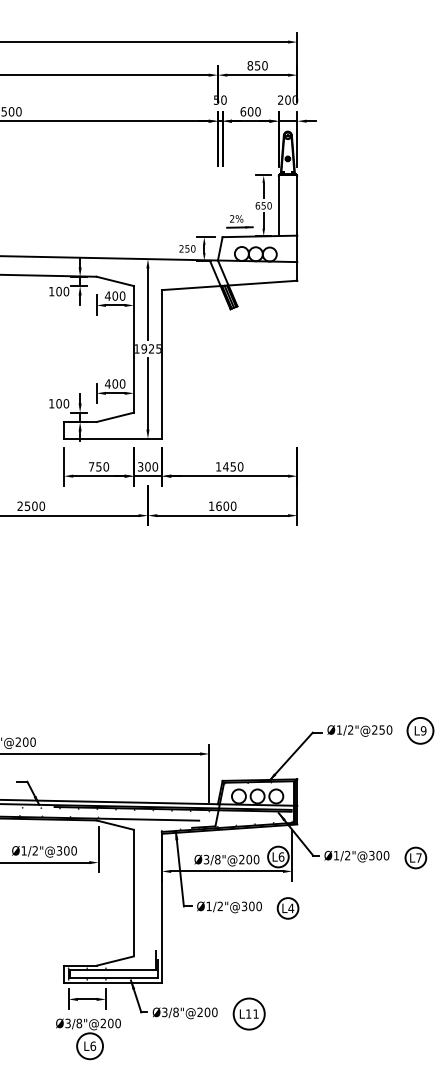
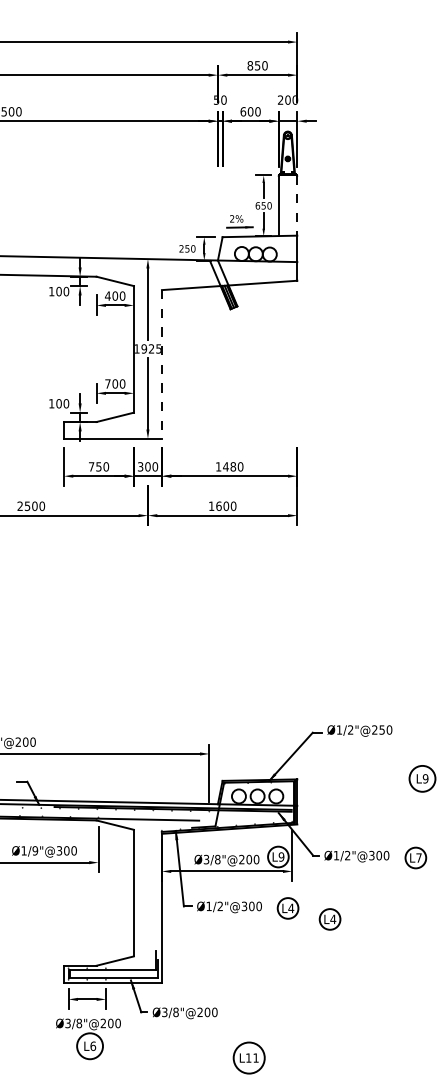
line: solid -> dashed (297, 206)
line: solid -> dashed (161, 364)
text: 400 -> 700 (107, 383)
text: 1450 -> 1480 (233, 466)
part position: (420, 730) -> (422, 778) (422, 778)
text: Ø1/2"@300 -> Ø1/9"@300 (35, 850)
text: L6 -> L9 (281, 856)
part: none -> present (329, 919)
part position: (248, 1013) -> (248, 1057) (248, 1057)
